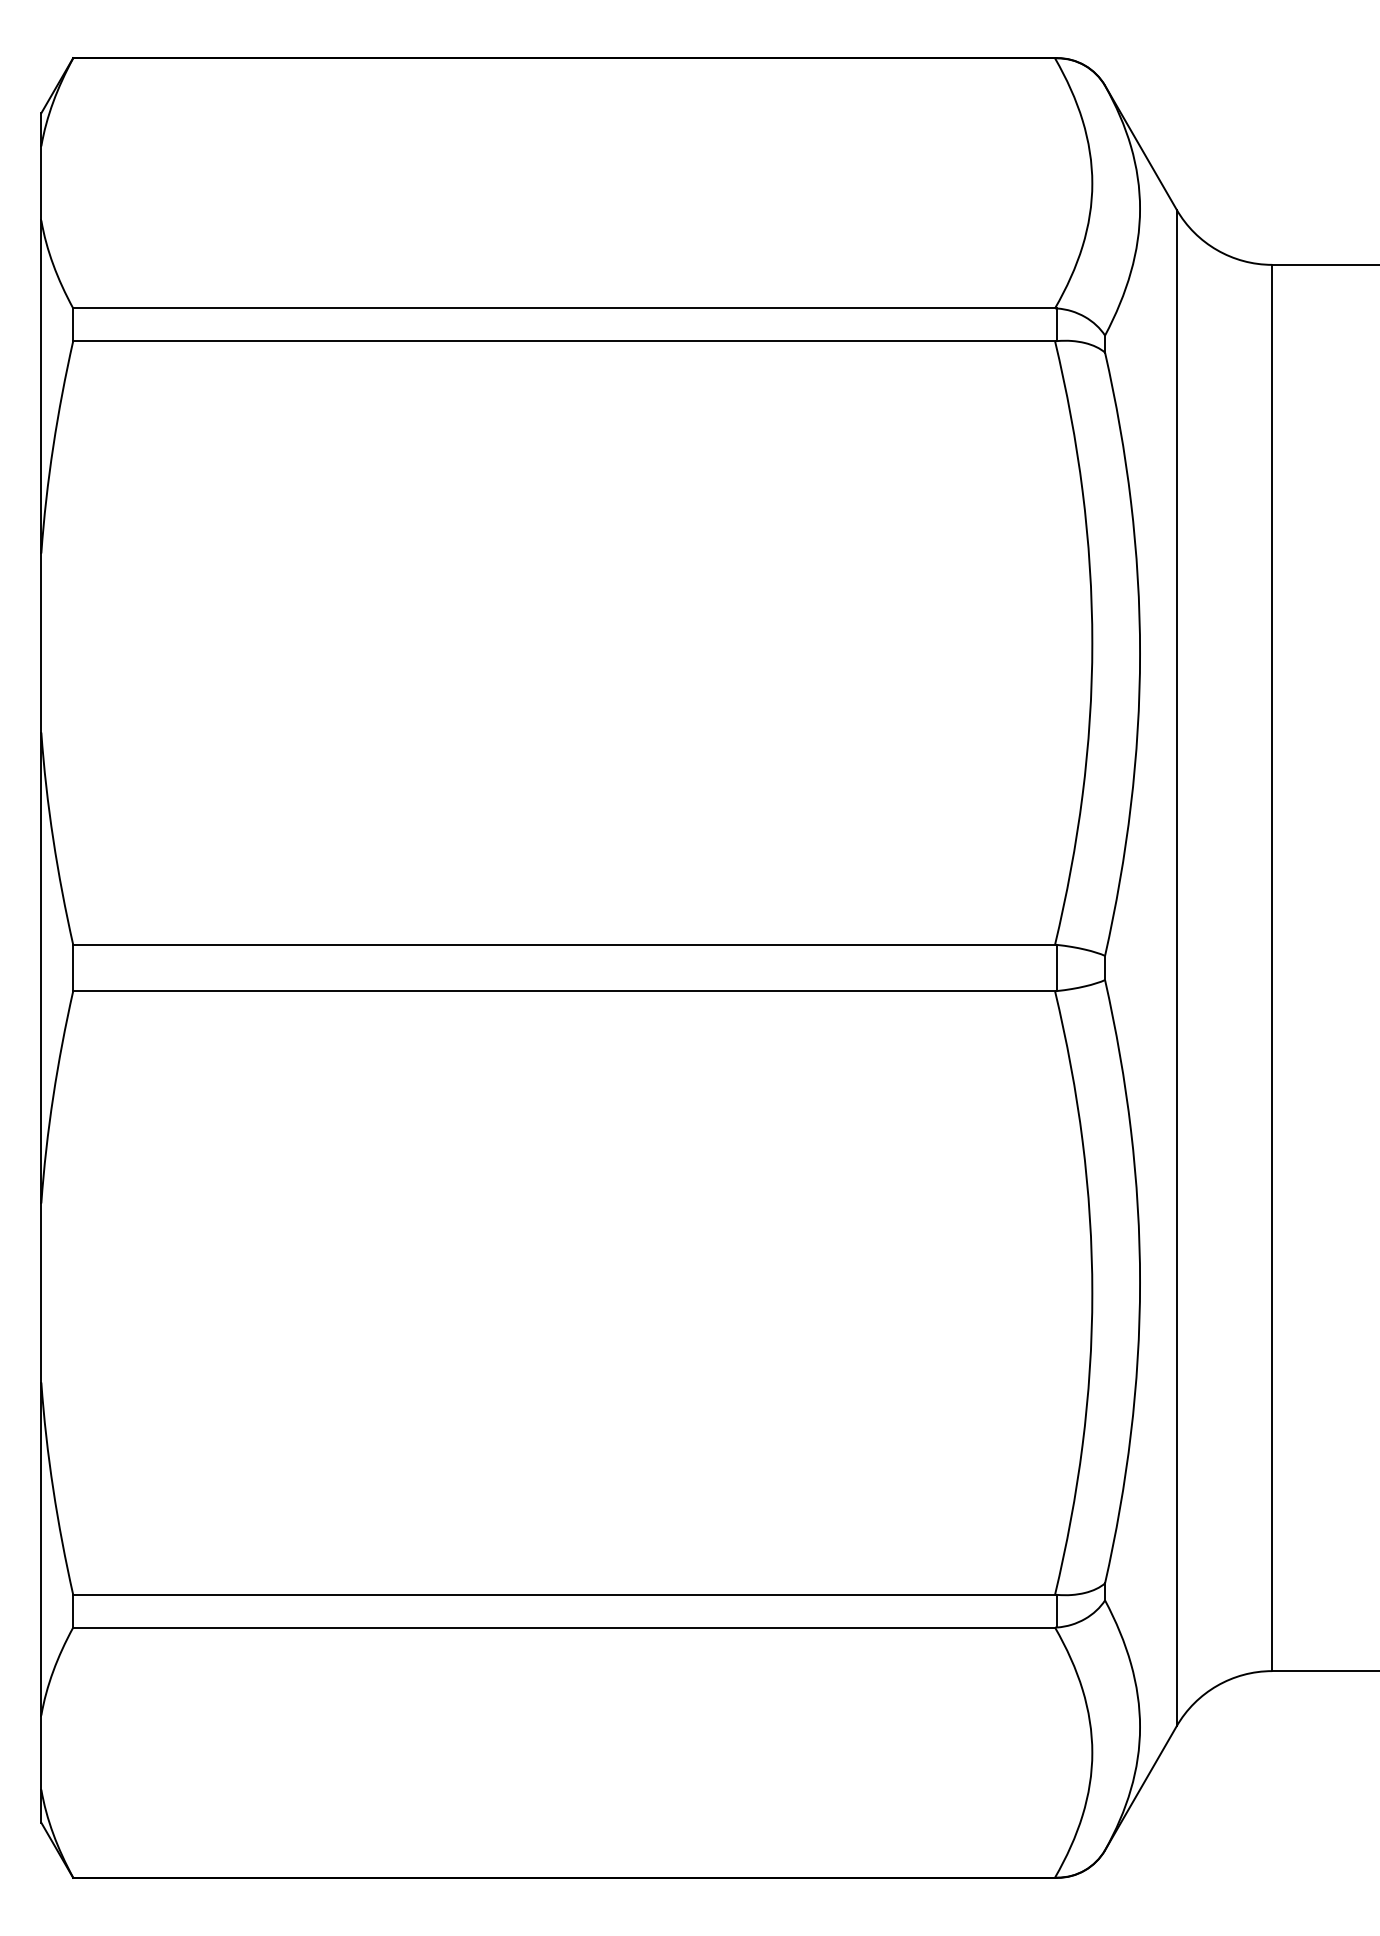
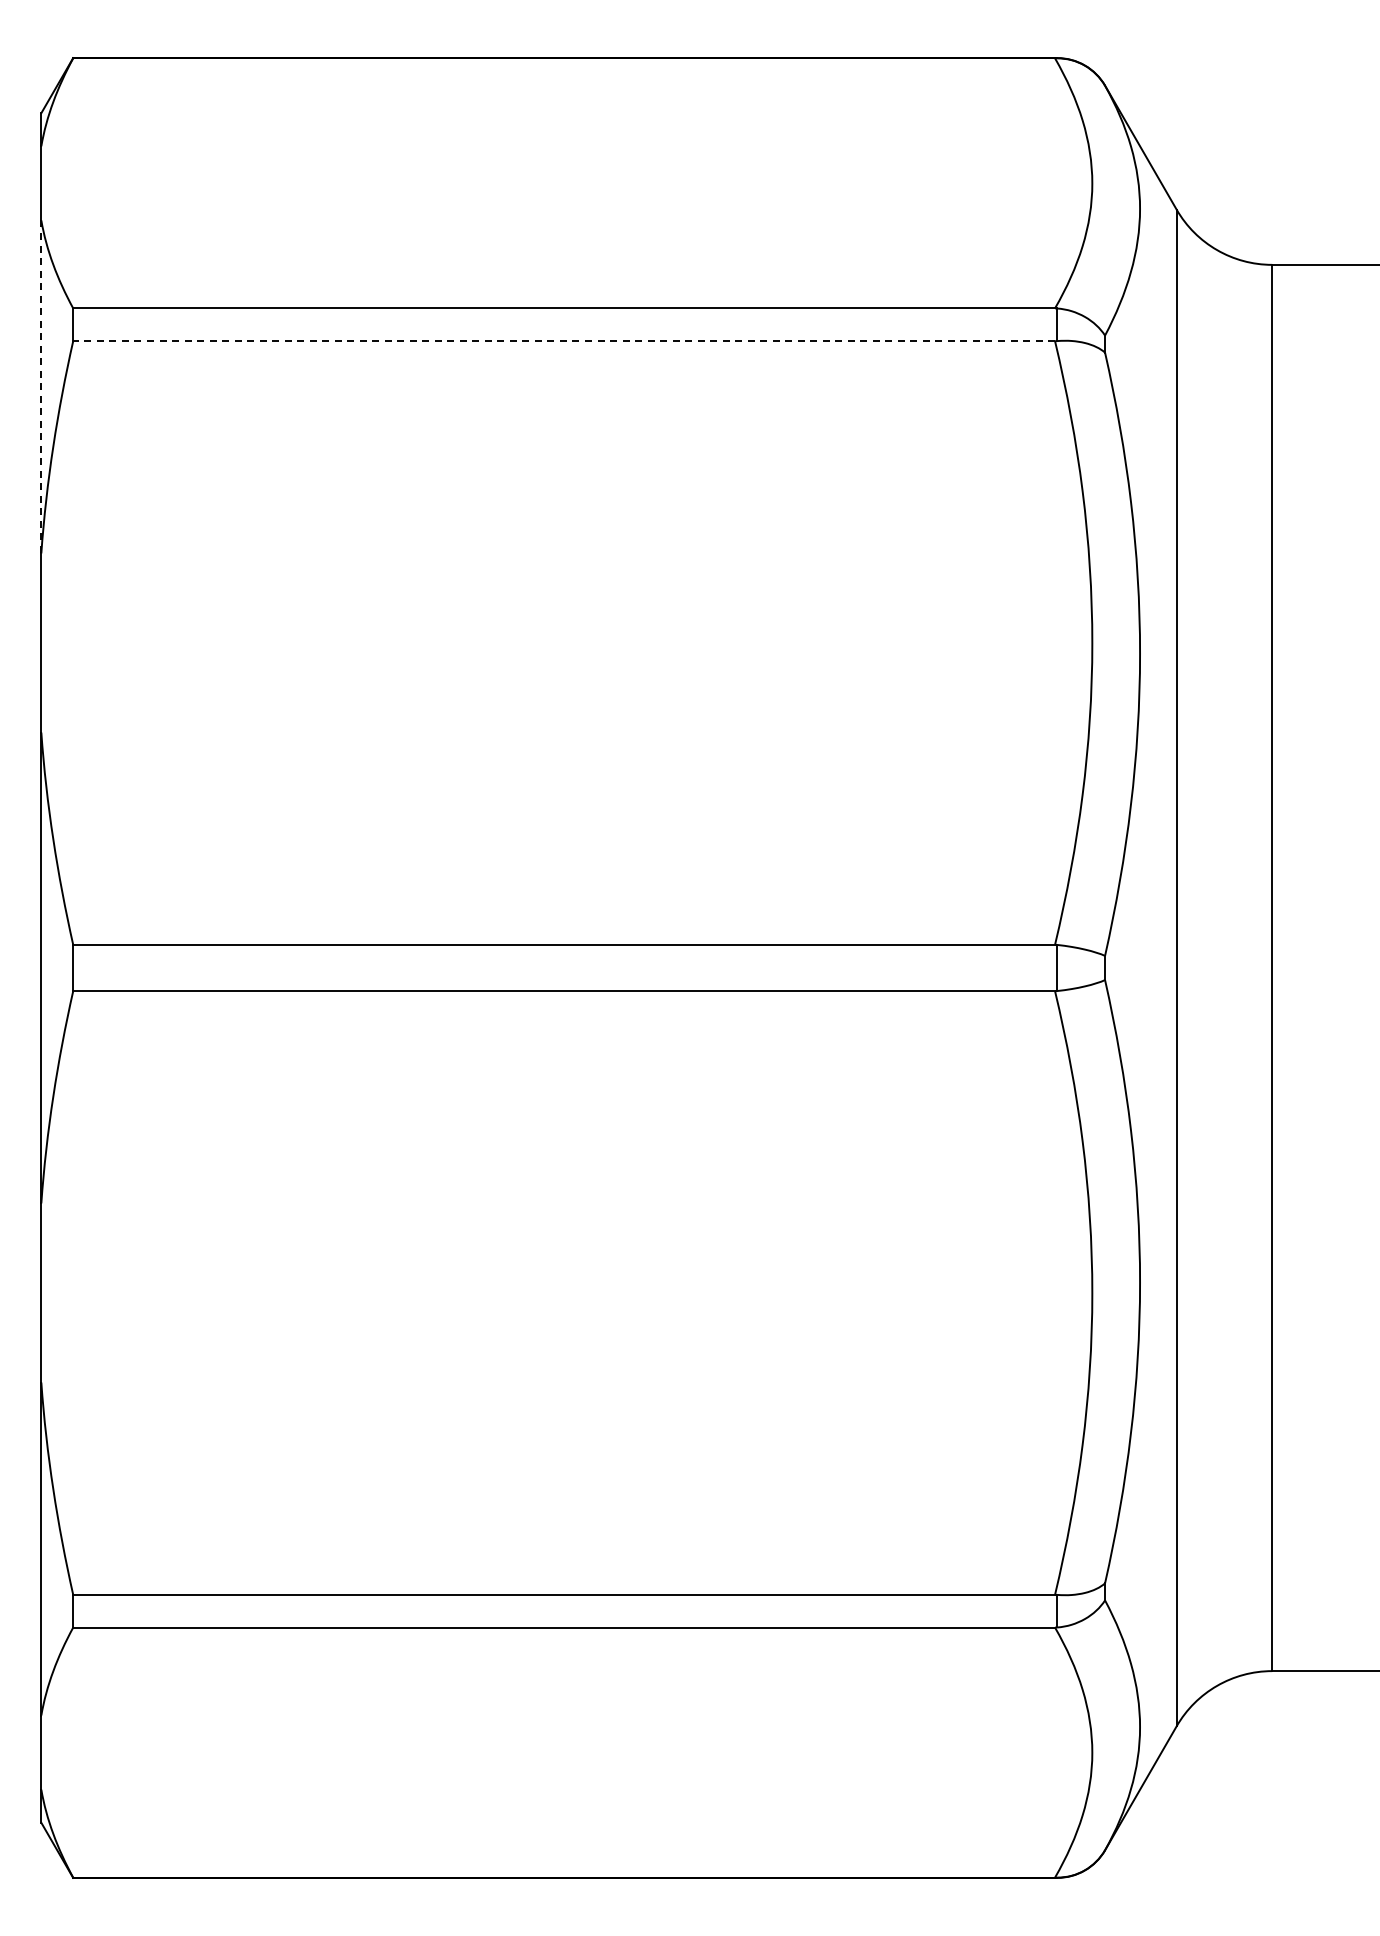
line: solid -> dashed (564, 341)
line: solid -> dashed (41, 387)
